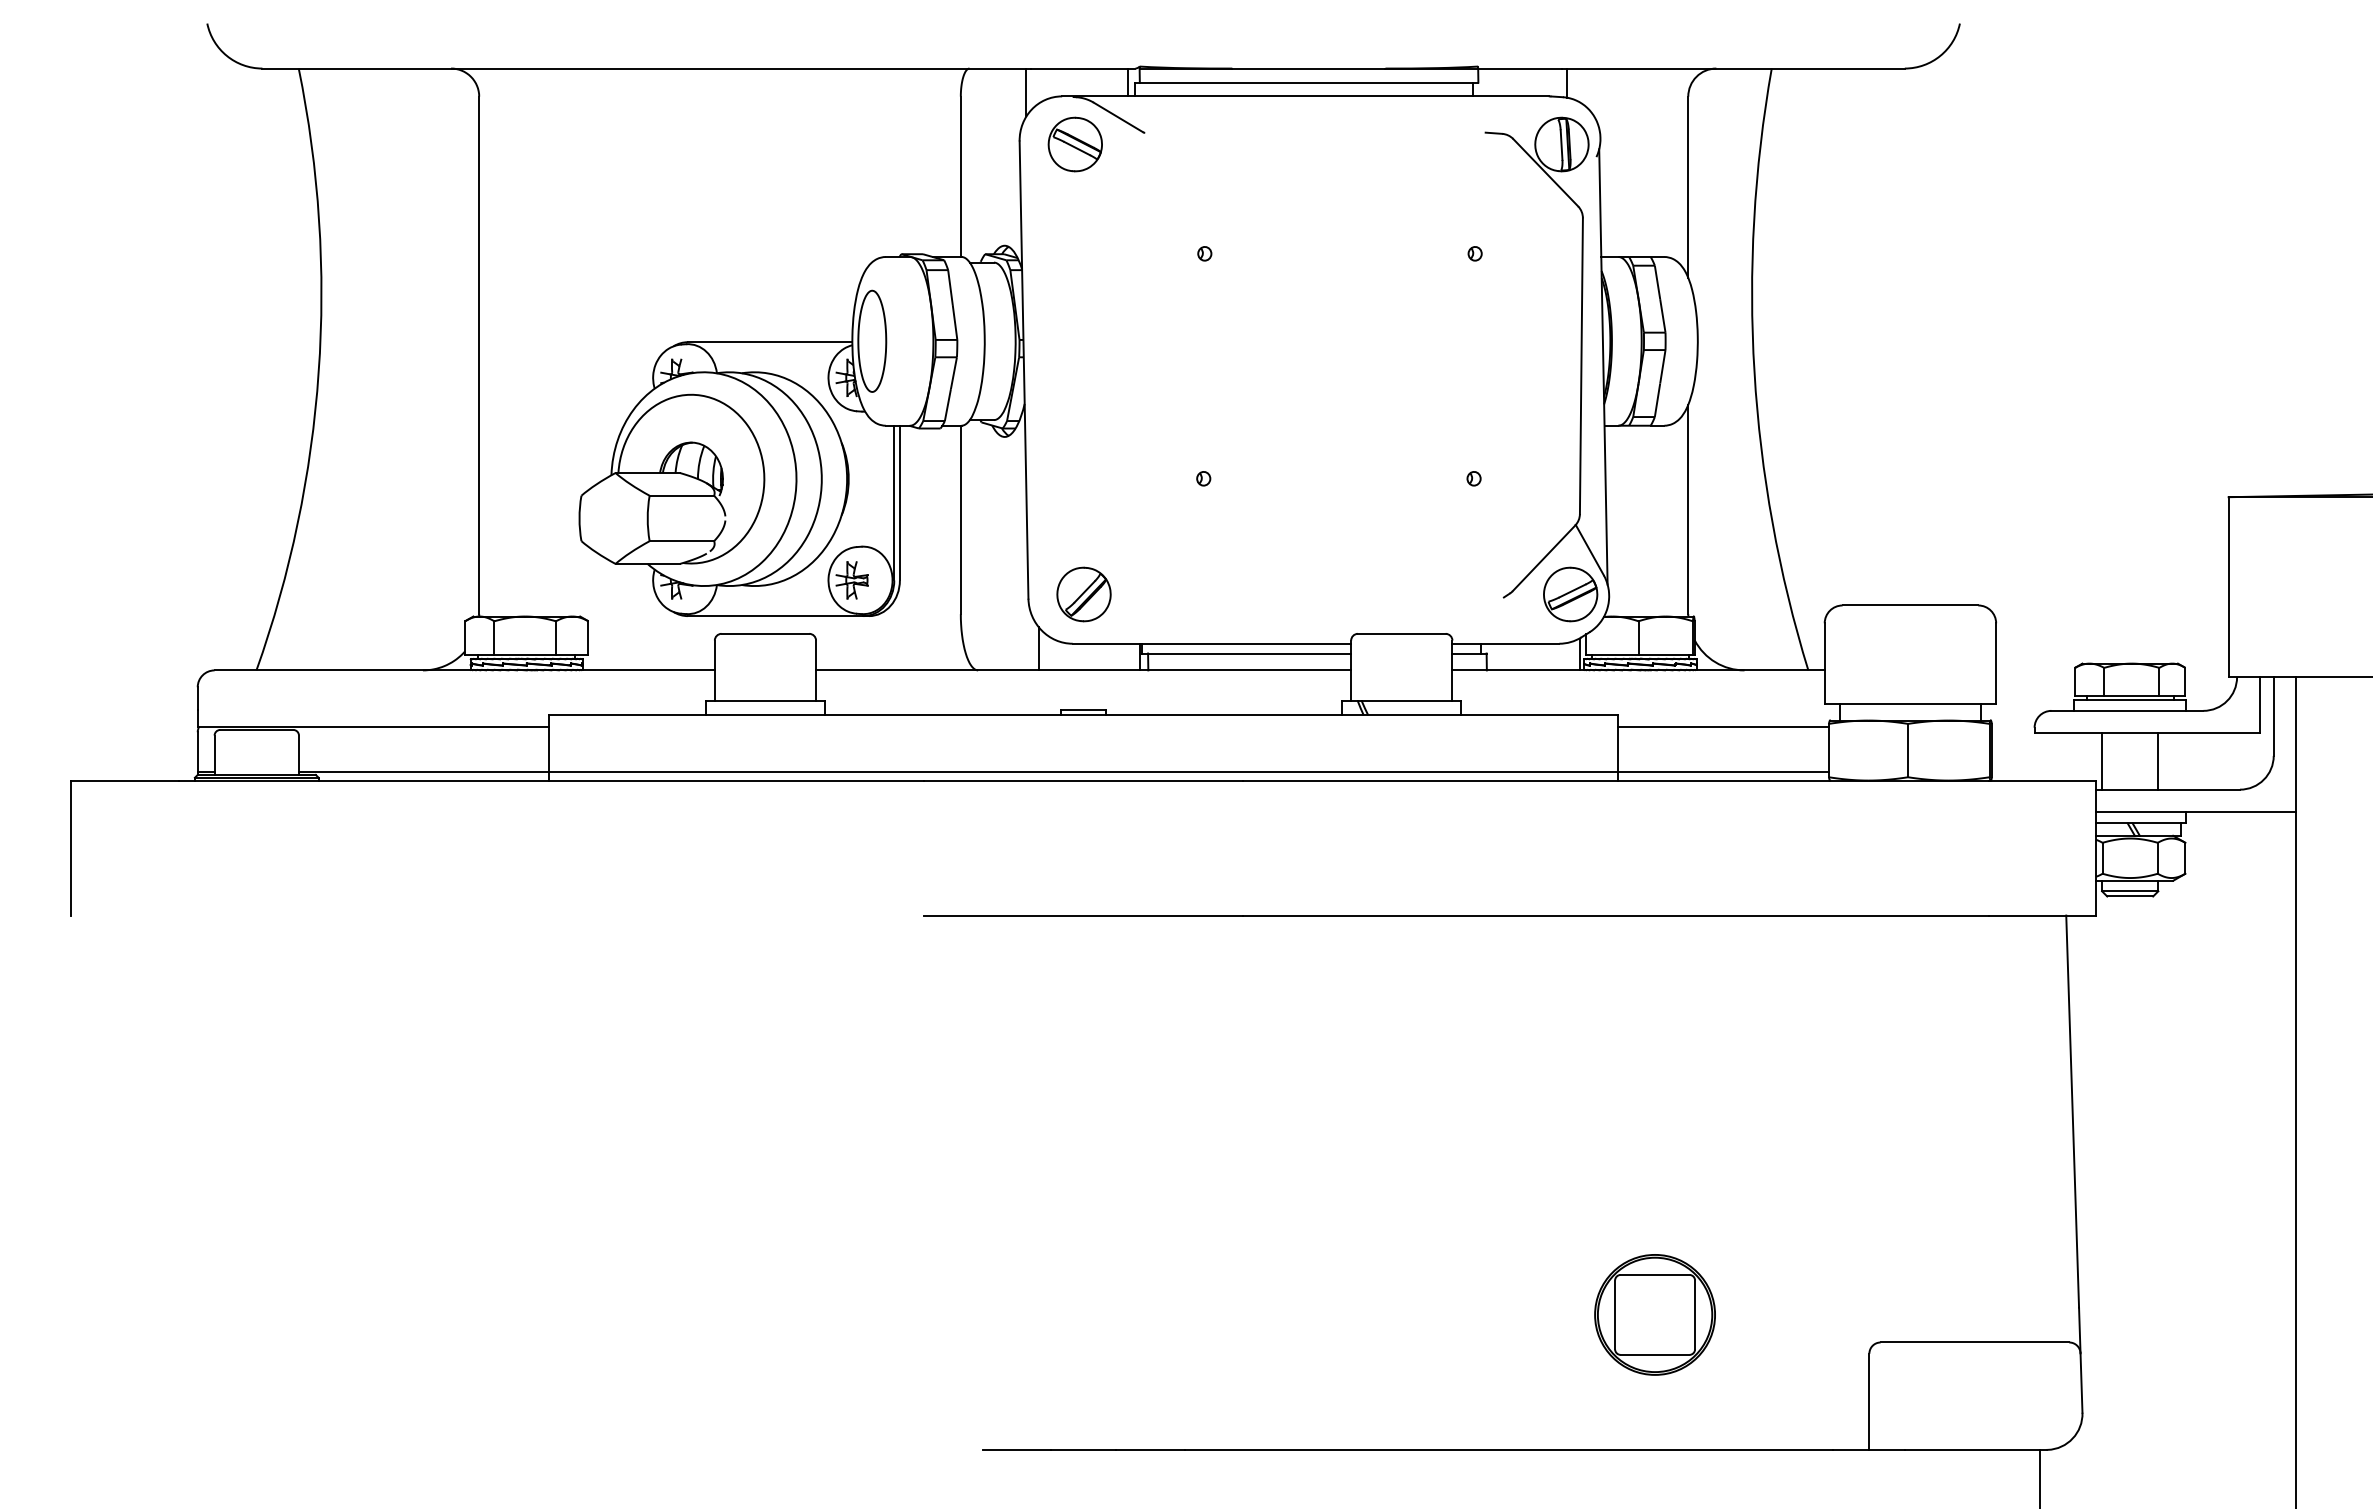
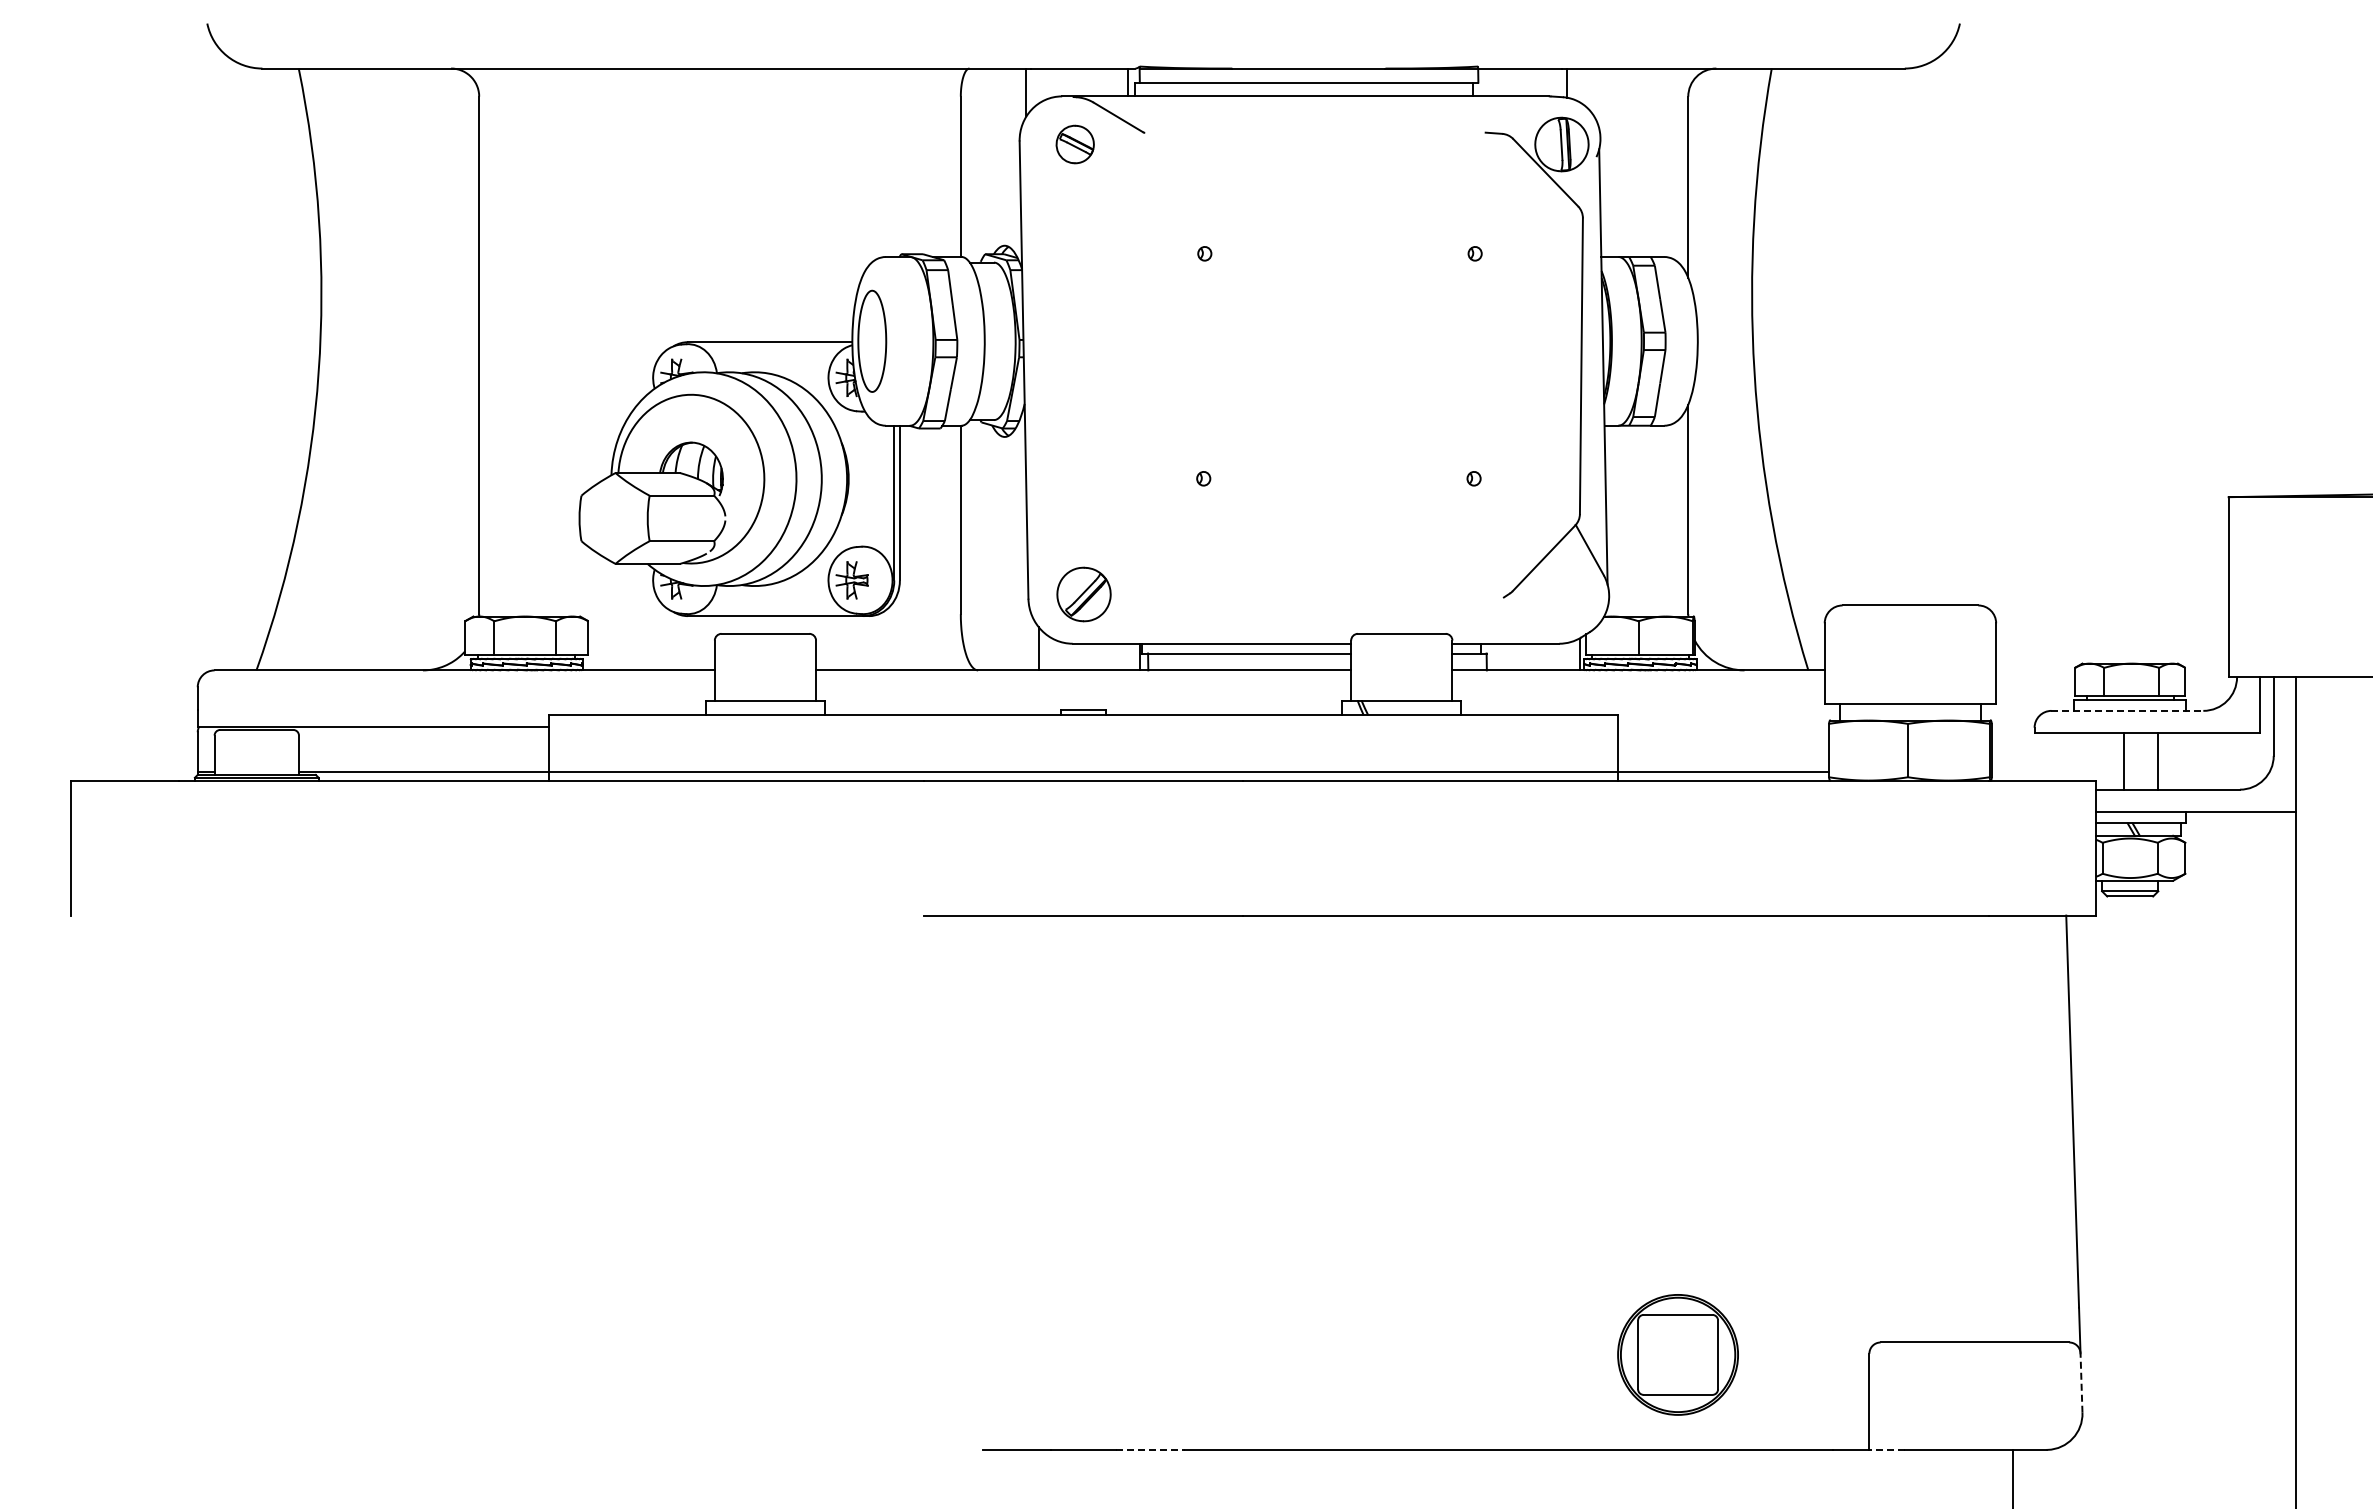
part size: 56x57 px -> 40x41 px (1074, 144)
part: present -> none (1570, 594)
line: solid -> dashed (2127, 710)
line: present -> none (1722, 726)
line position: (2102, 761) -> (2124, 761) (2124, 761)
part position: (1654, 1314) -> (1677, 1354) (1677, 1354)
line: solid -> dashed (2081, 1383)
line: solid -> dashed (1150, 1449)
line: solid -> dashed (1887, 1449)
line position: (2039, 1477) -> (2012, 1477) (2012, 1477)
